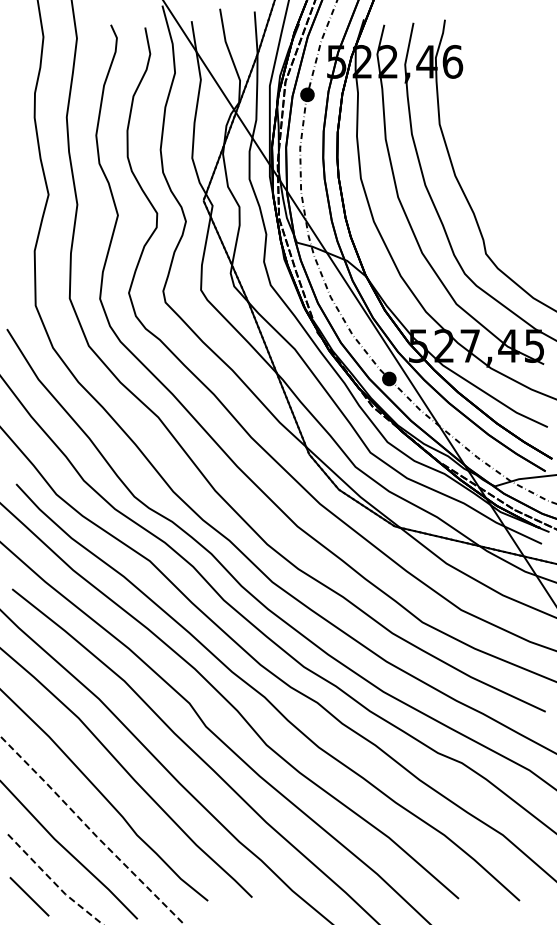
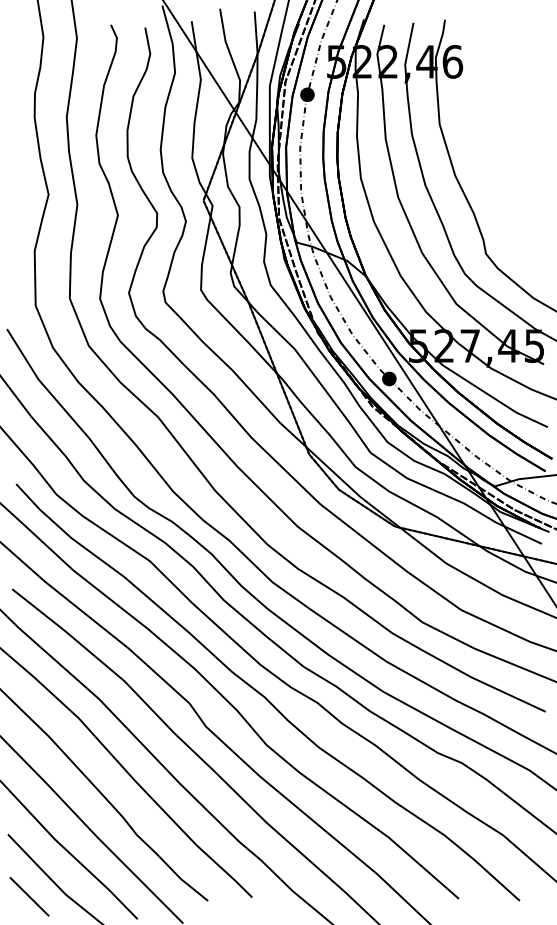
line: dashed -> solid (90, 830)
line: dashed -> solid (53, 881)
